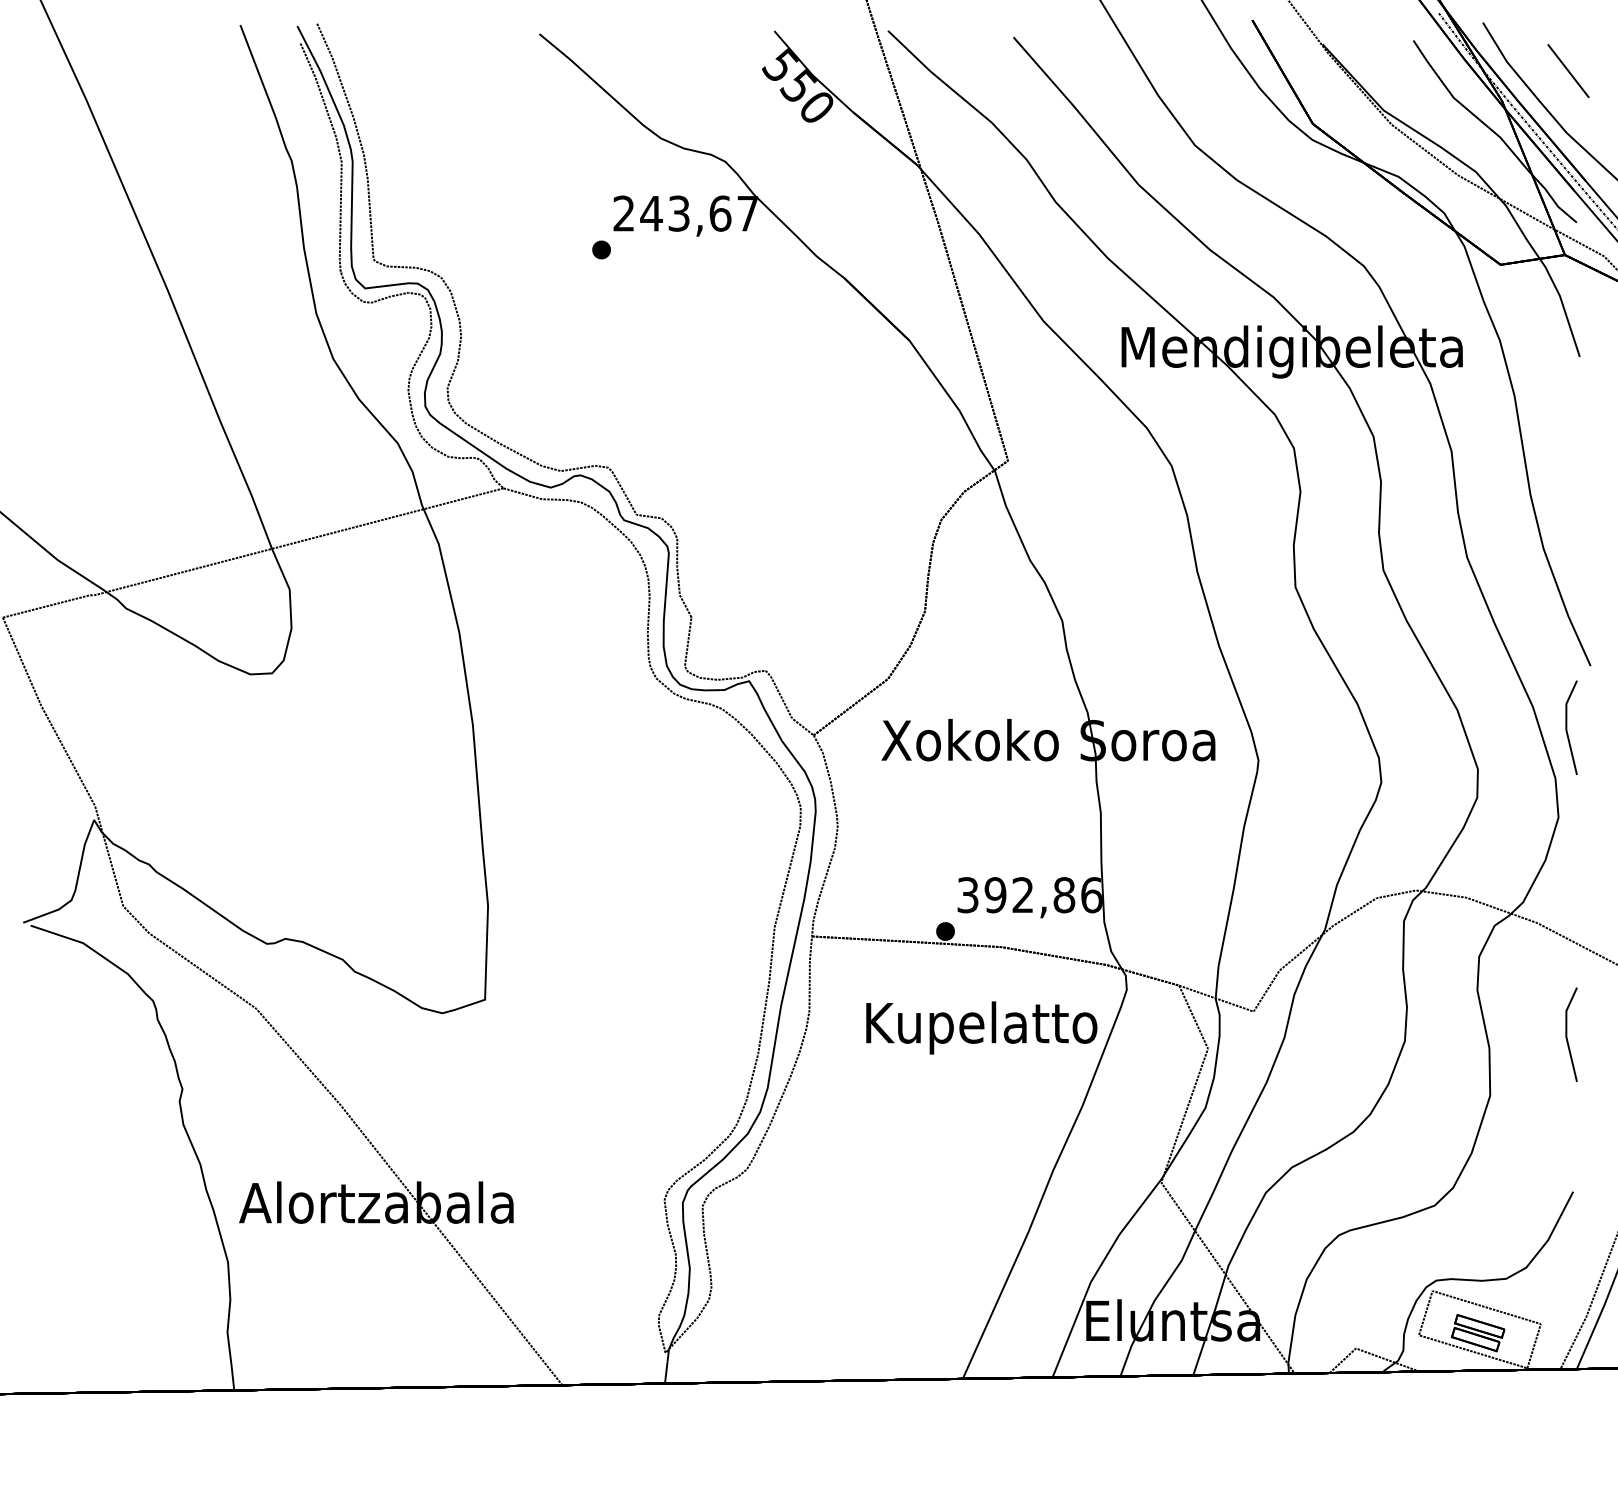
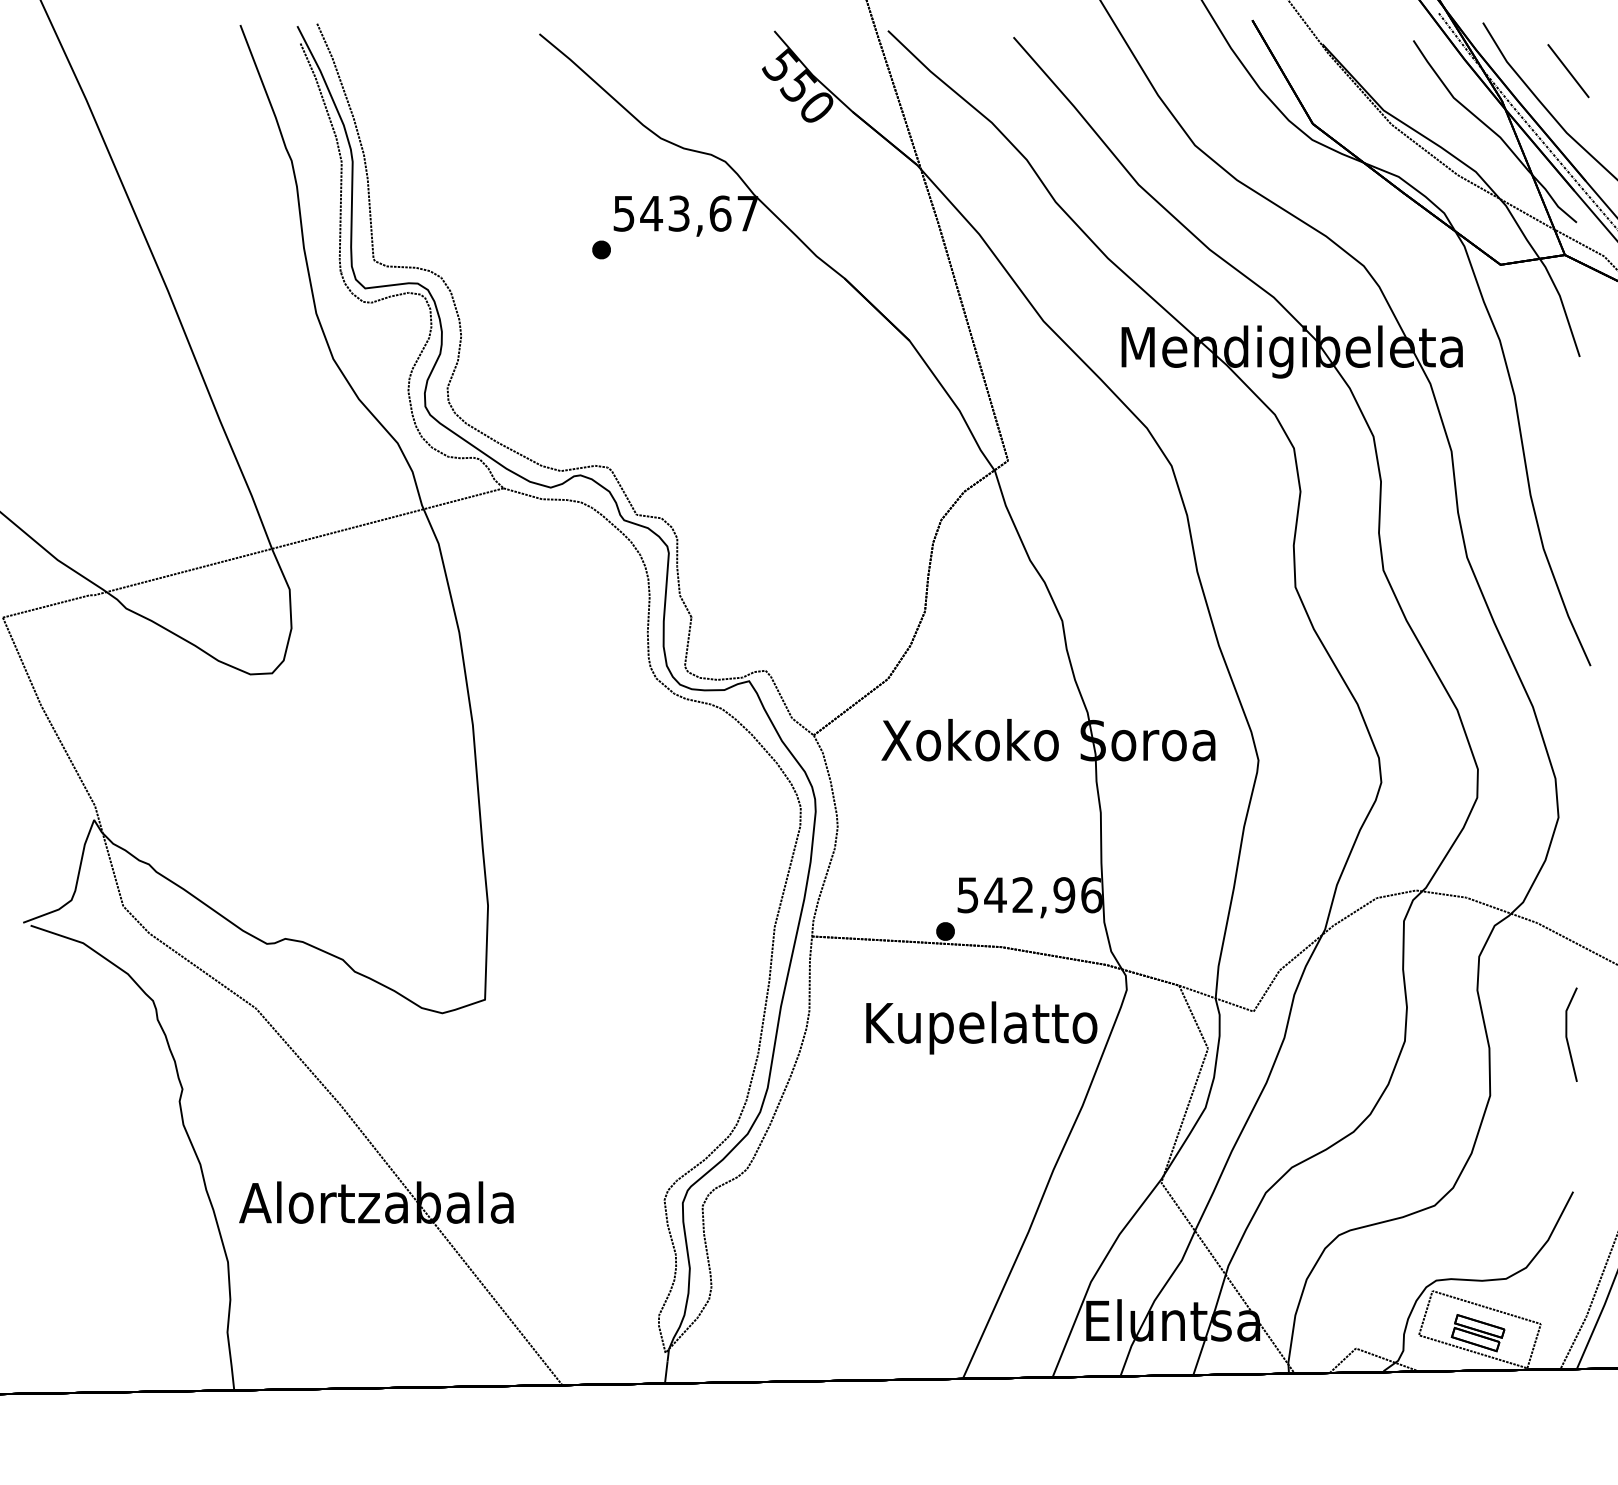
text: 243,67 -> 543,67 (623, 213)
line: present -> none (1567, 727)
text: 392,86 -> 542,96 (1016, 895)
